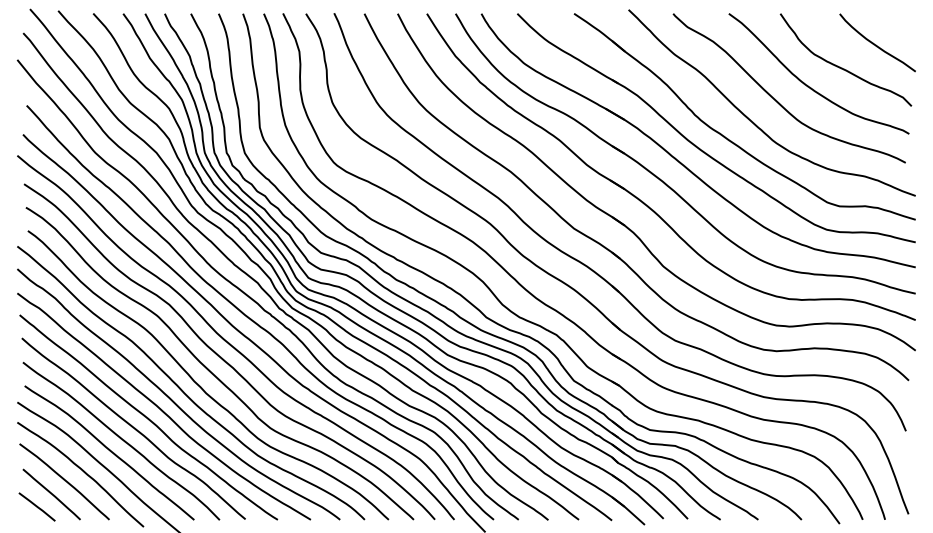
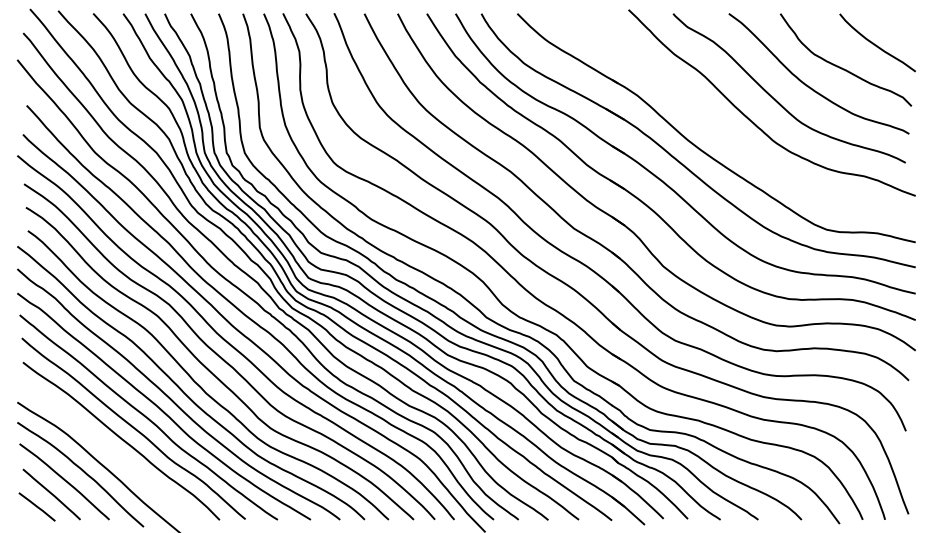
part: present -> none (728, 138)
curve: present -> none (109, 451)
